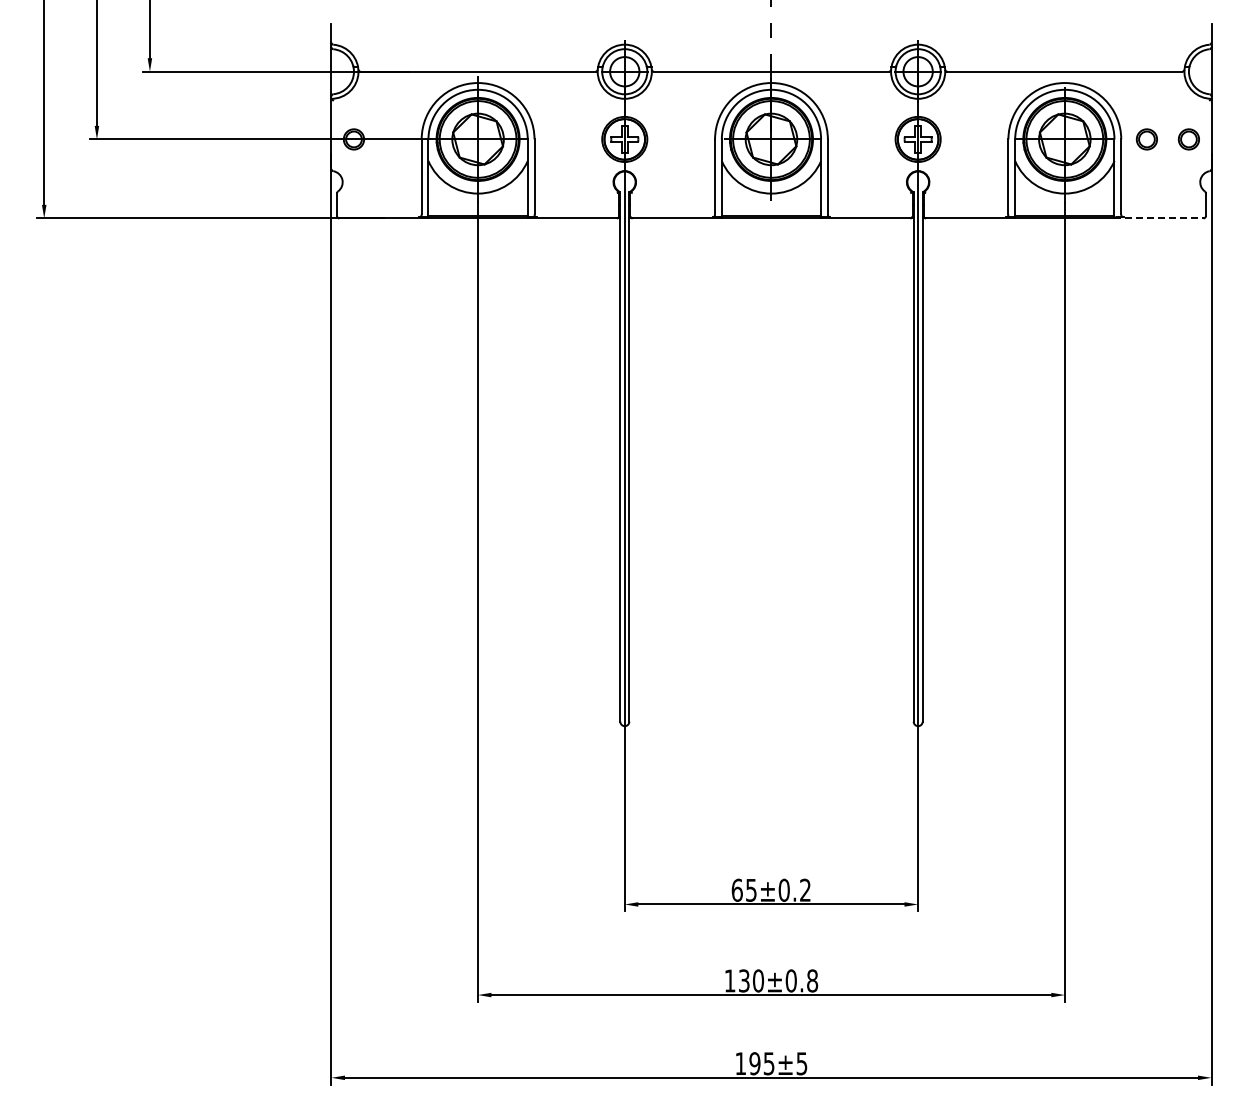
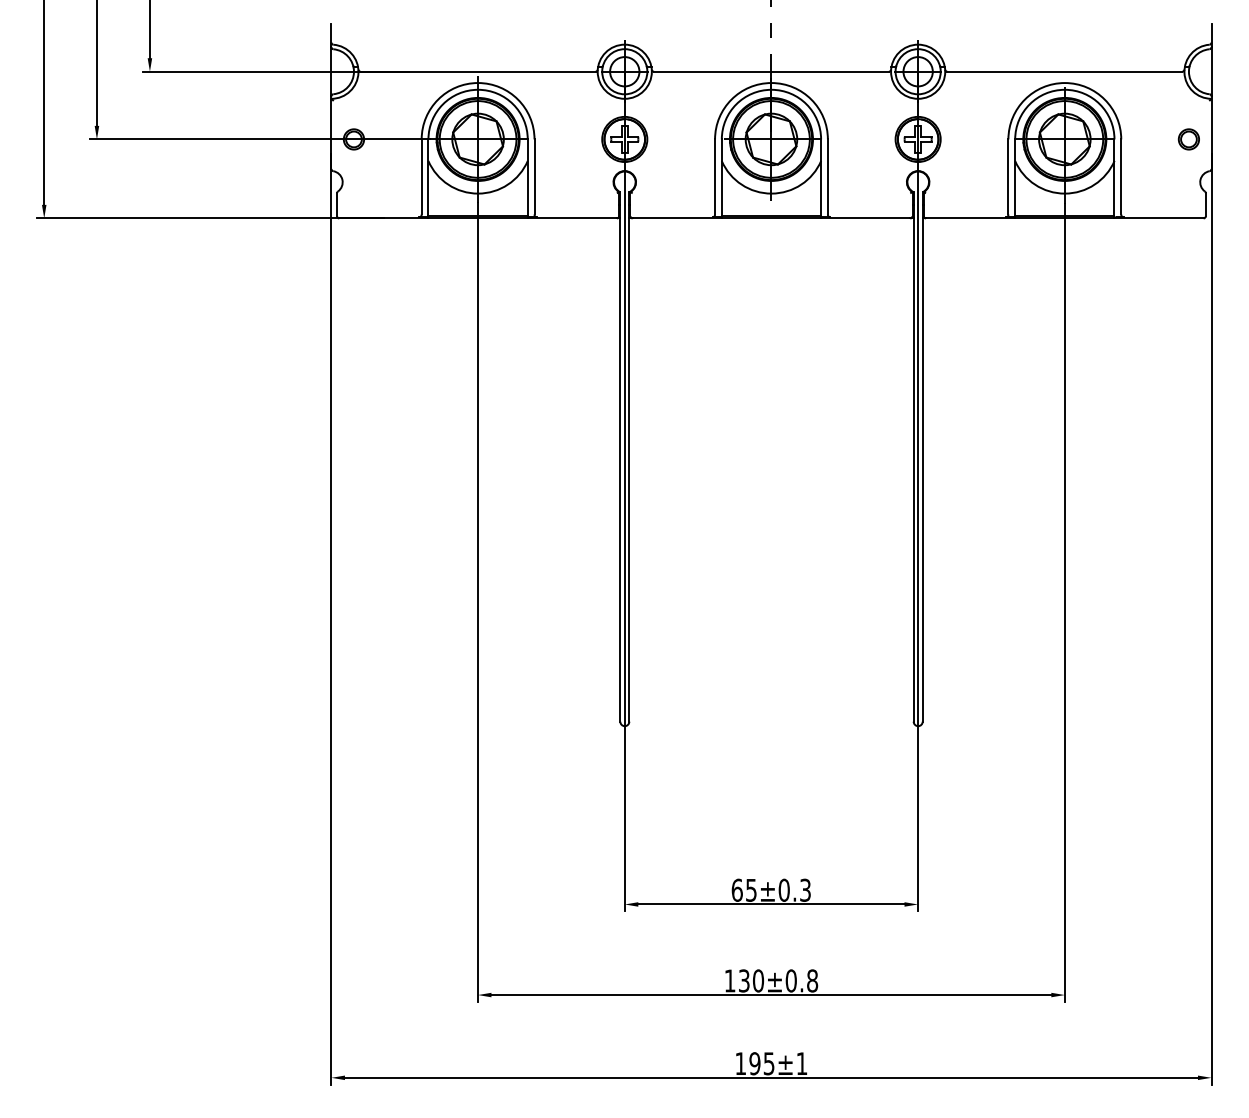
part: present -> none (1146, 139)
line: dashed -> solid (1159, 218)
text: 65±0.2 -> 65±0.3 (805, 890)
text: 195±5 -> 195±1 (801, 1063)
